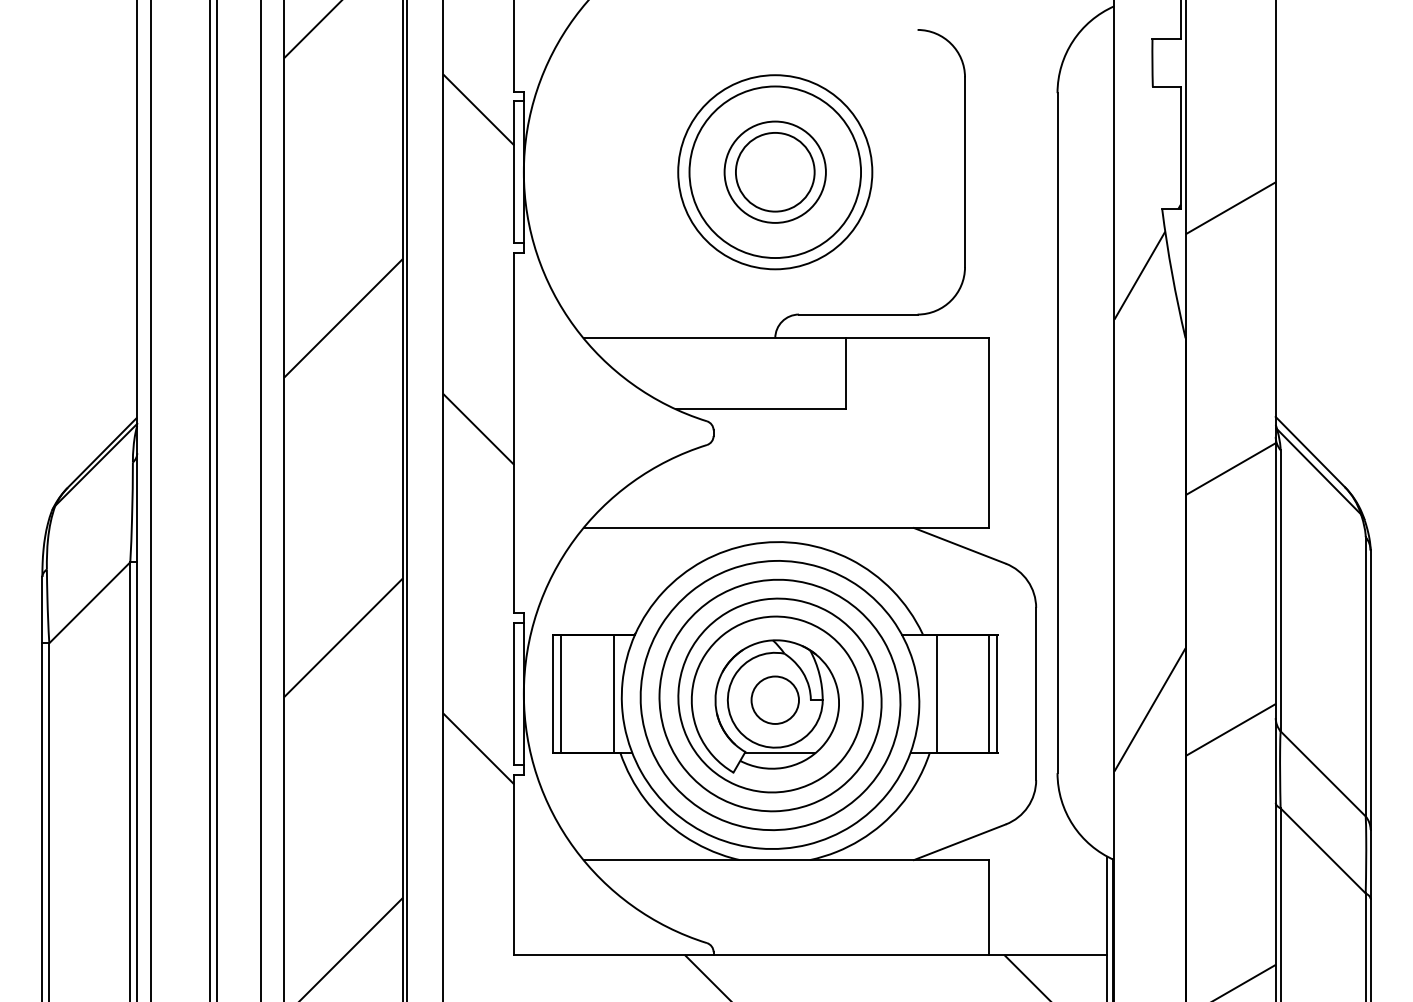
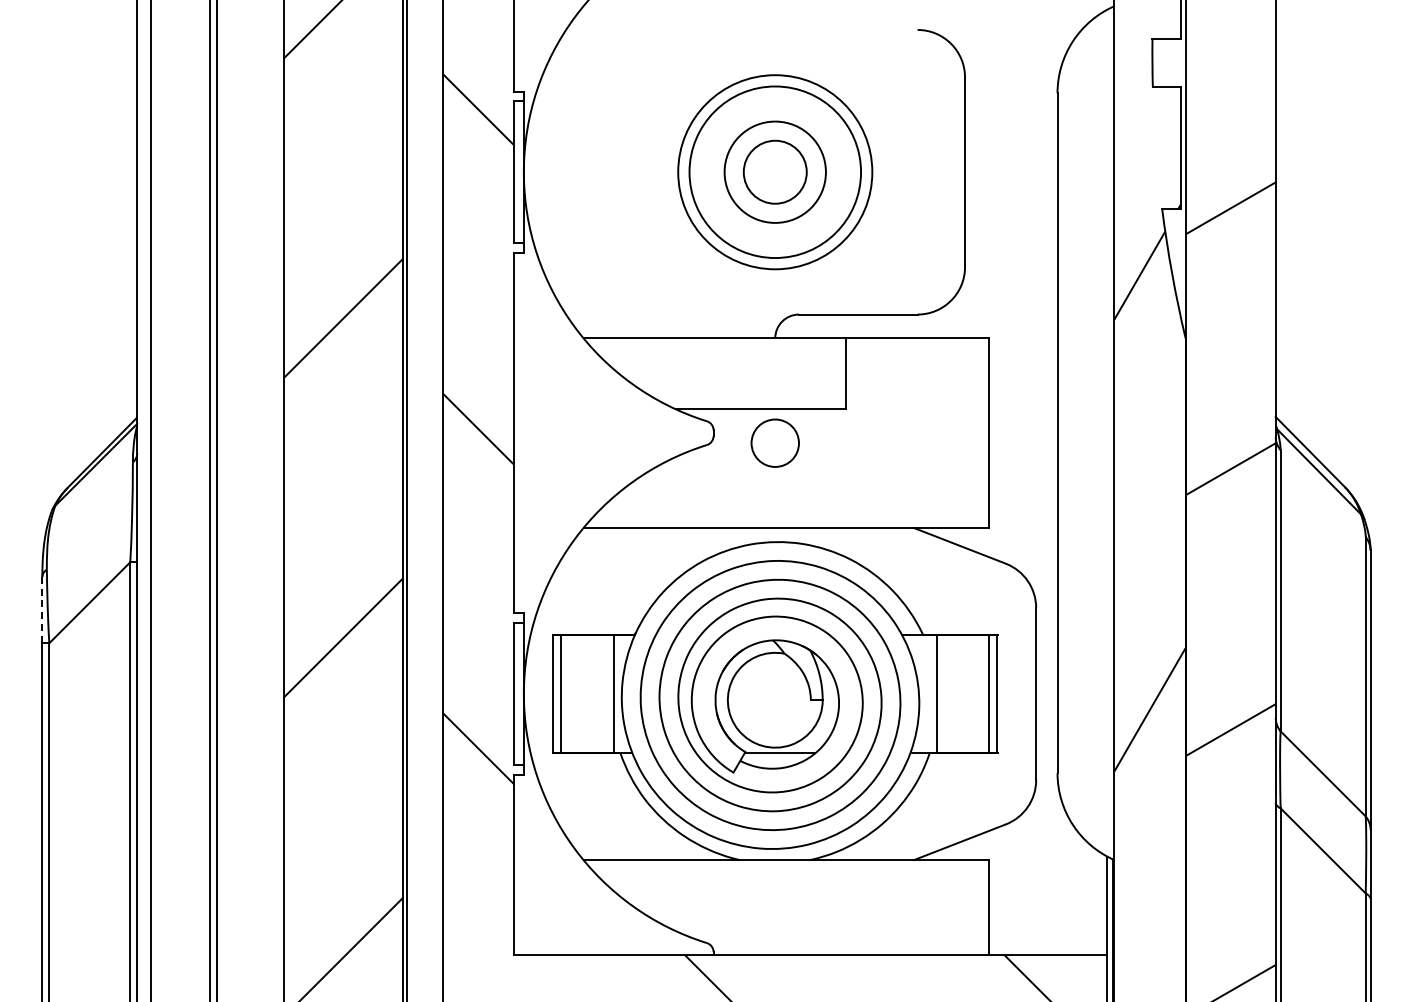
circle diameter: 79 px -> 63 px (774, 171)
line: present -> none (260, 500)
line: solid -> dashed (42, 610)
circle position: (774, 699) -> (774, 442) (774, 442)
